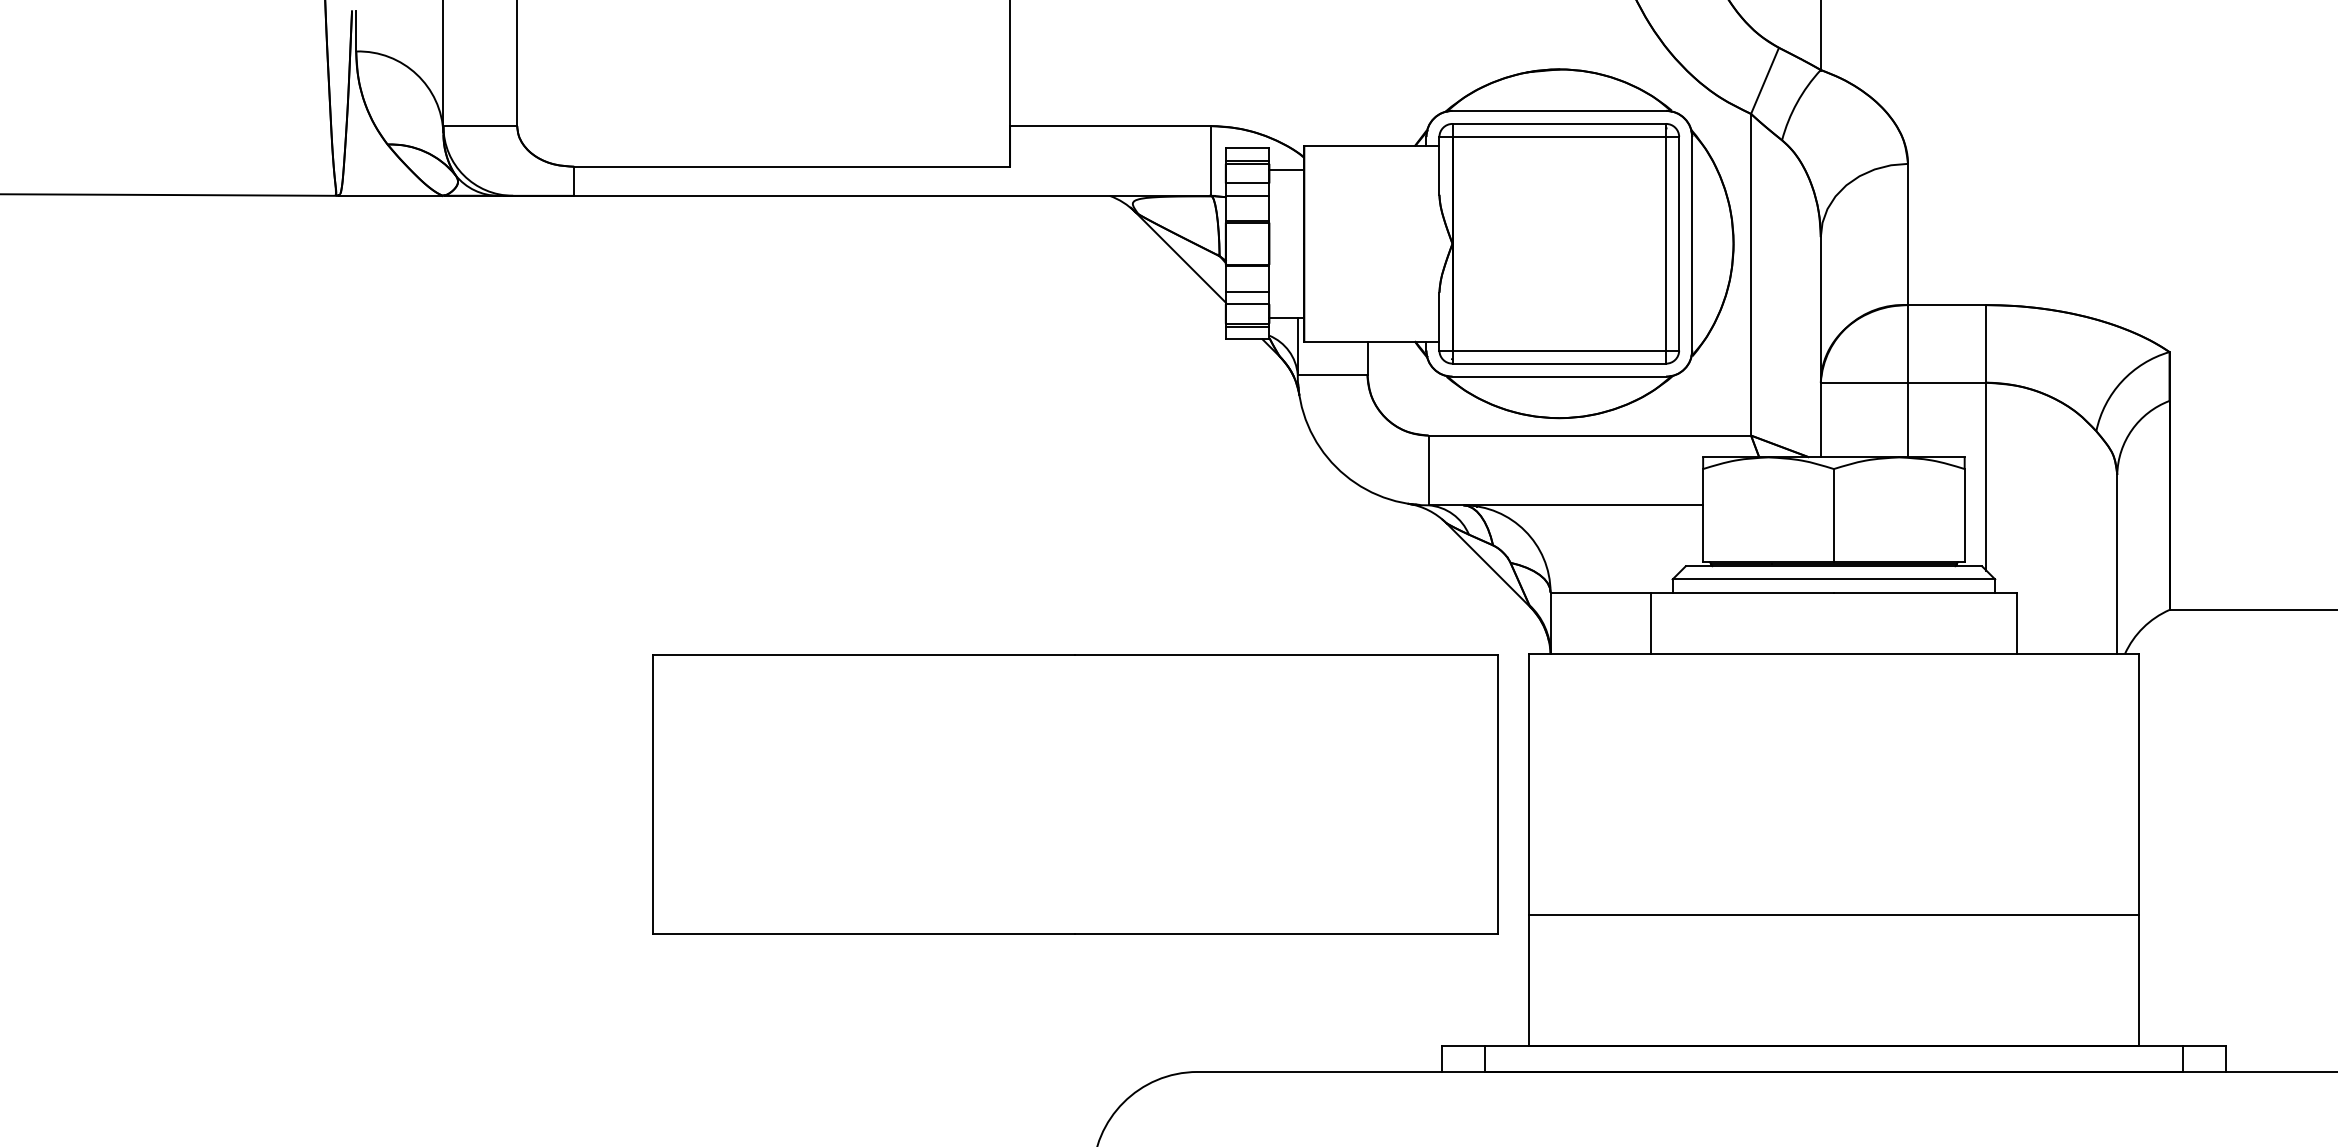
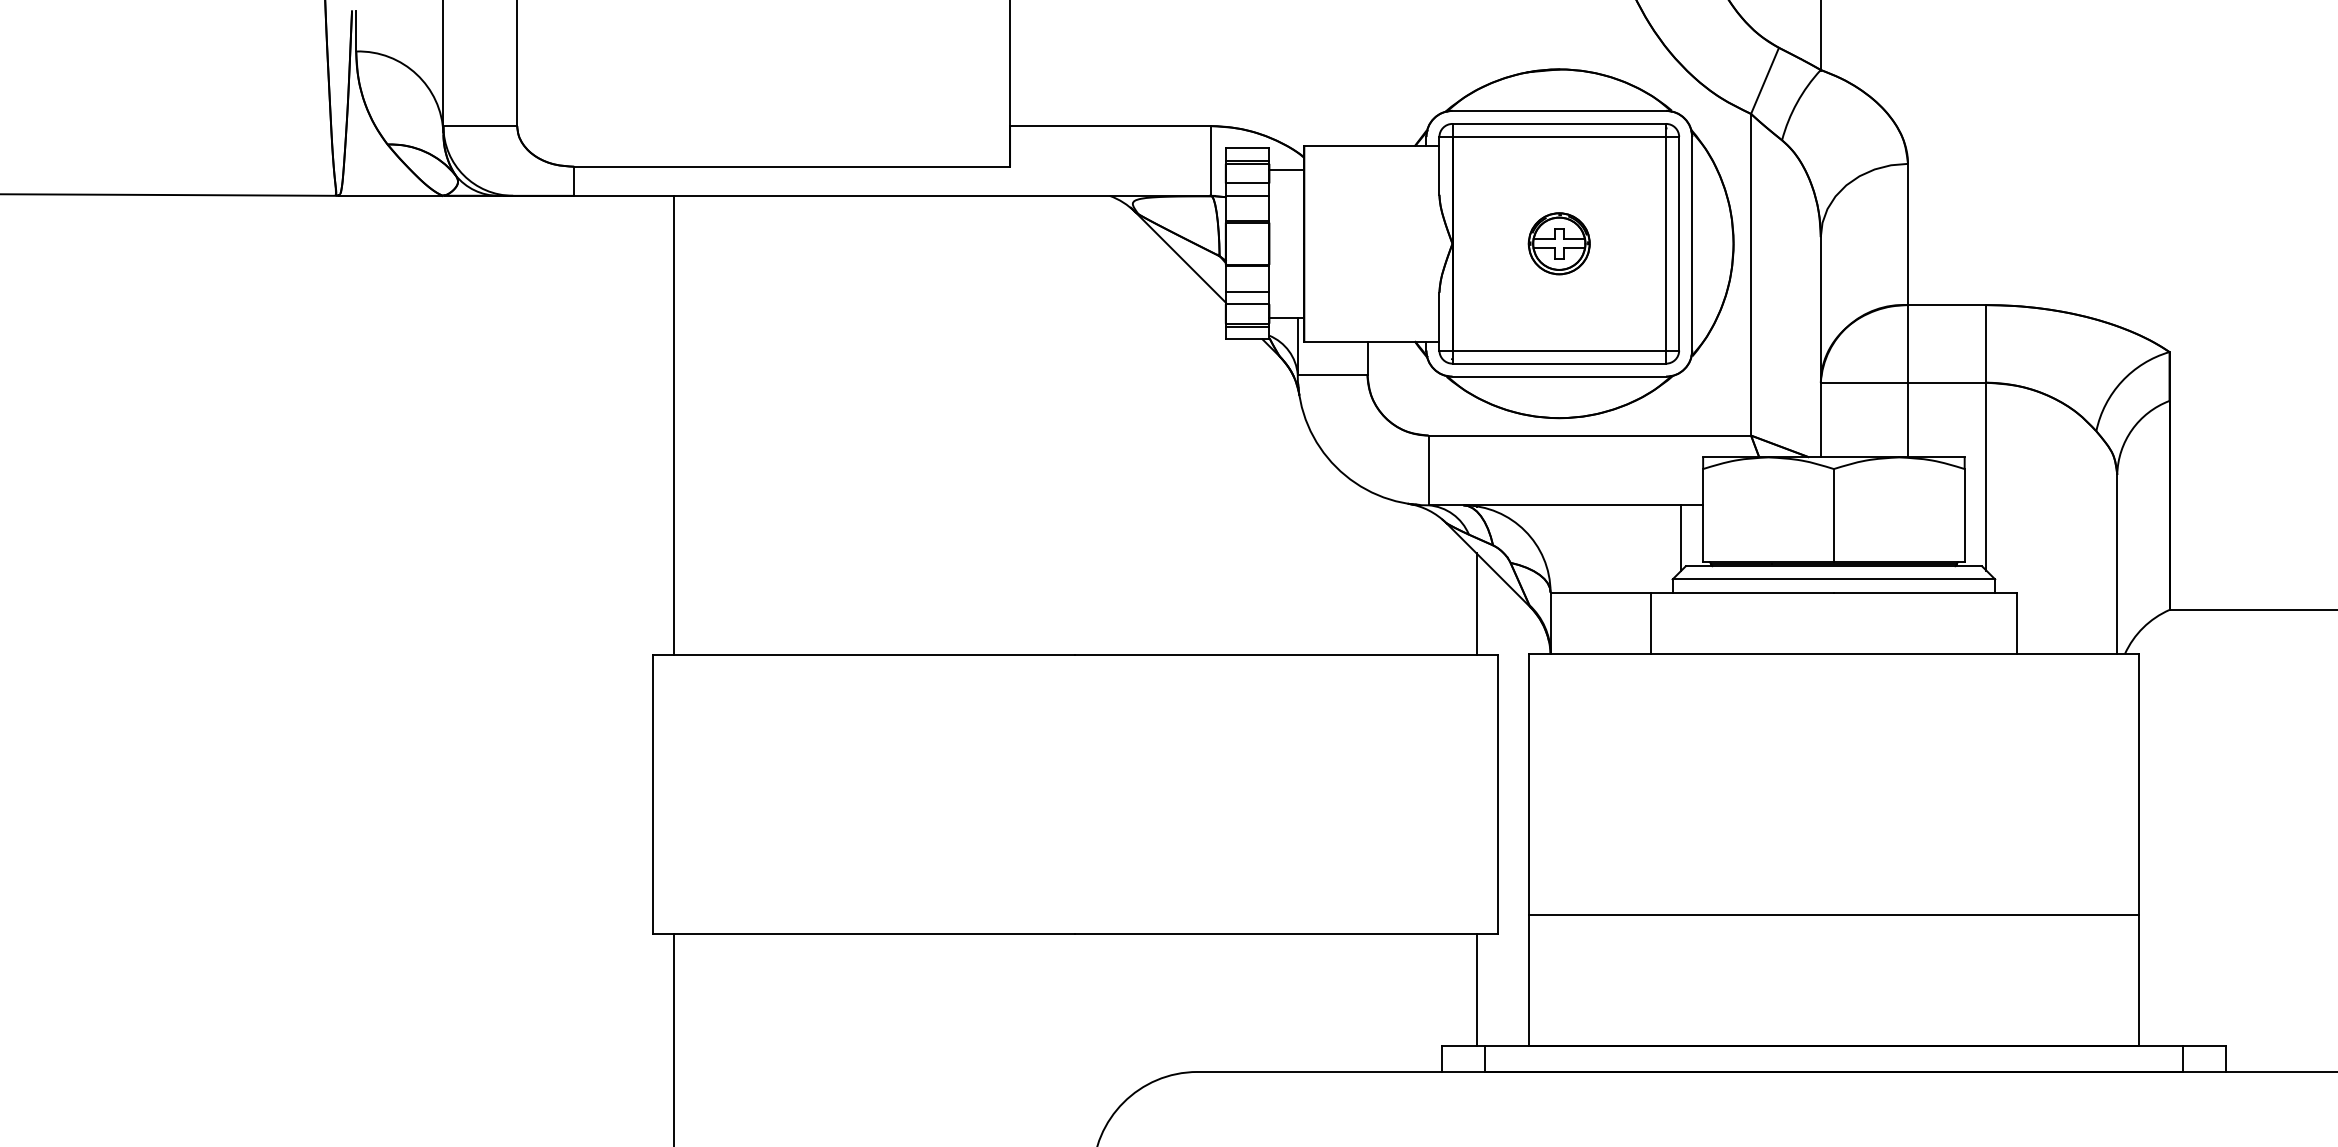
part: none -> present (1558, 243)
line: none -> present (674, 425)
line: none -> present (1681, 537)
line: none -> present (1476, 604)
line: none -> present (1476, 989)
line: none -> present (674, 1038)
